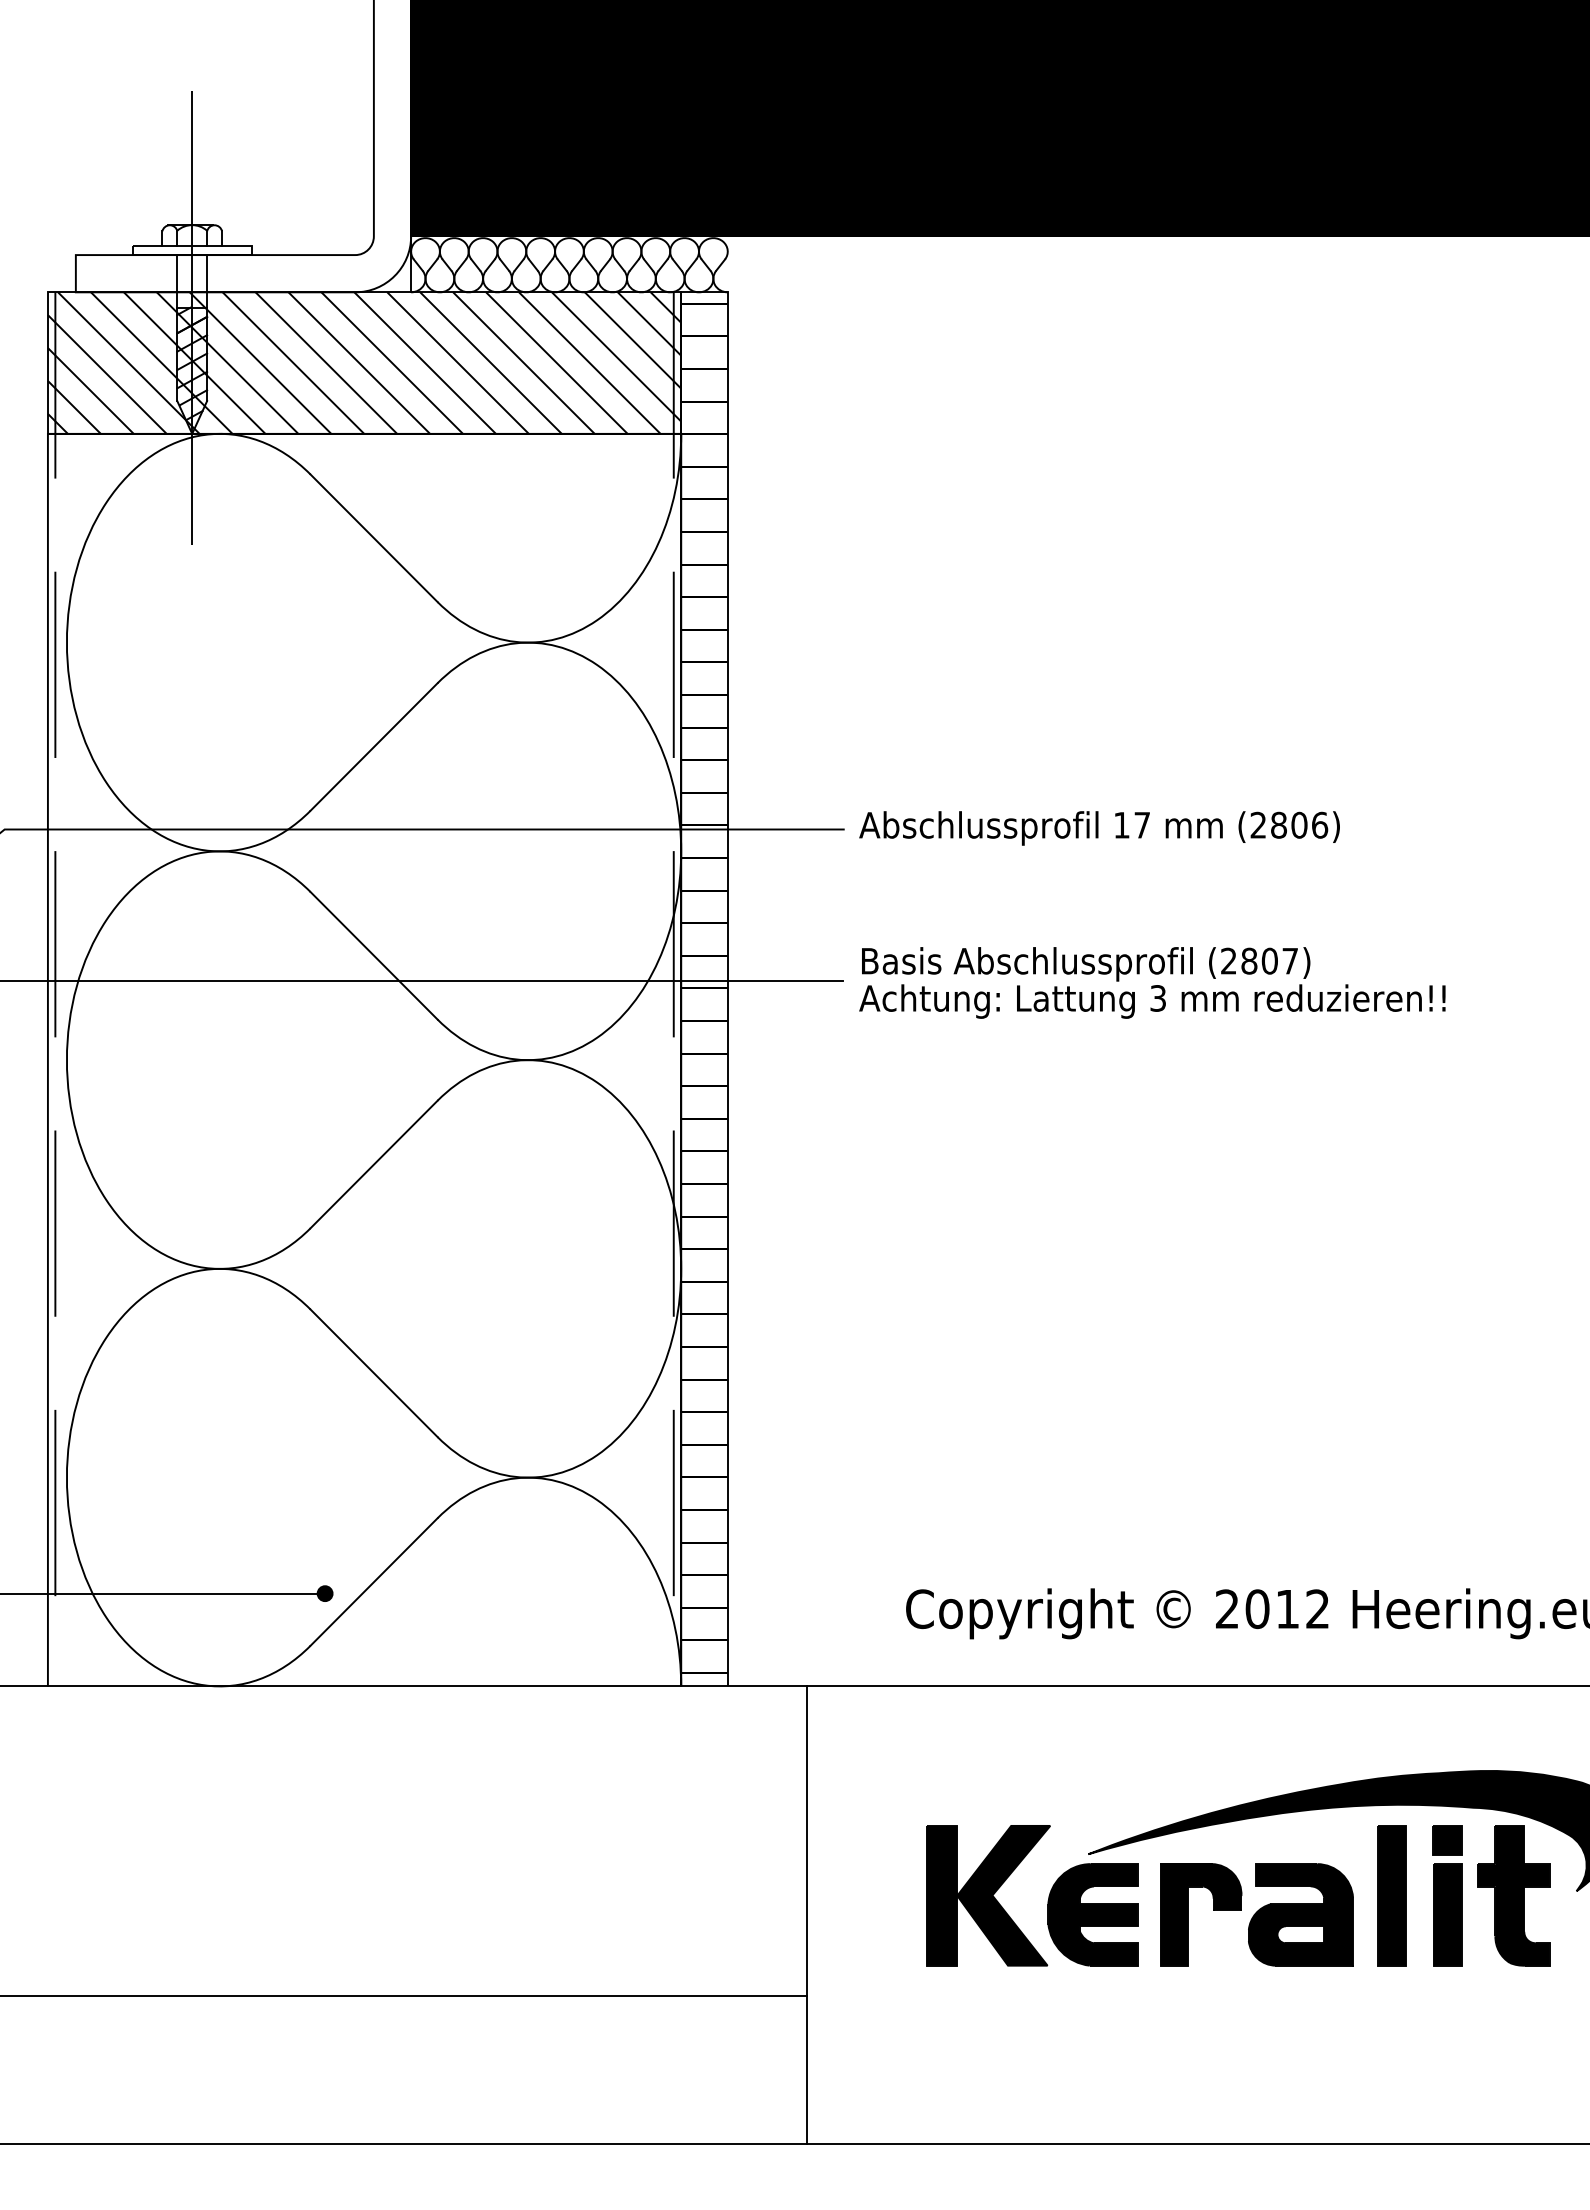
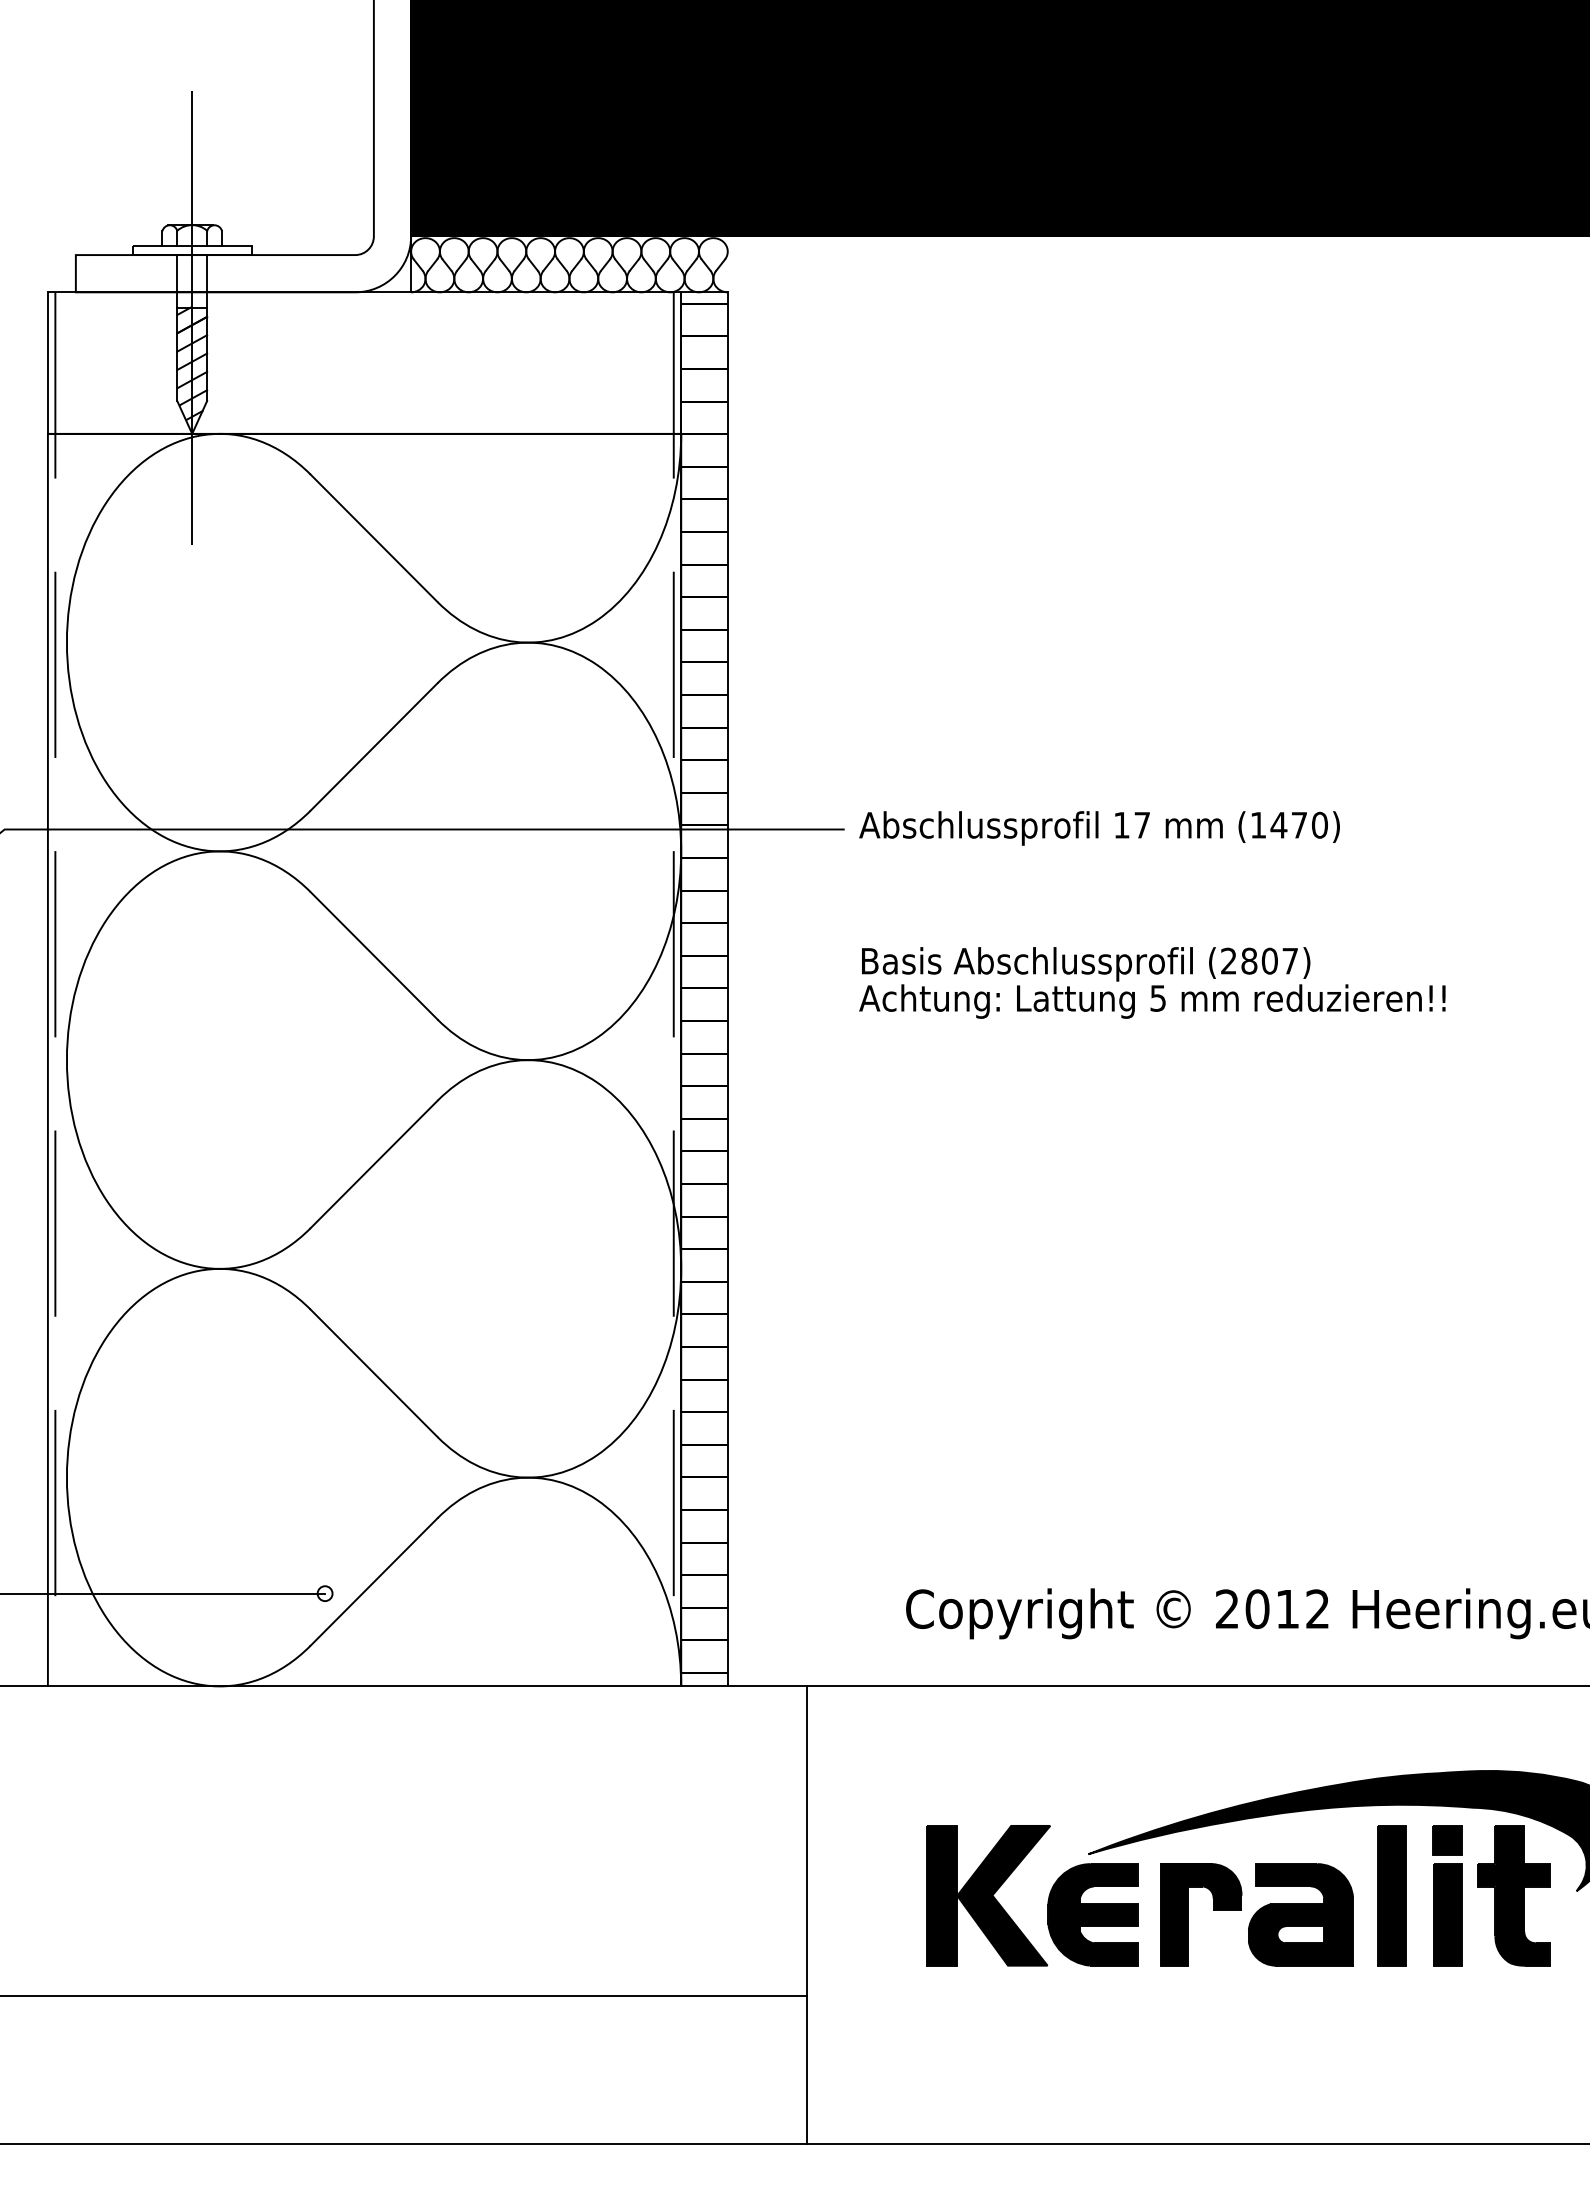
hatch: present -> none (364, 362)
text: (2806) -> (1470) (1289, 824)
line: present -> none (422, 981)
text: 3 -> 5 (1158, 998)
fill: present -> none (324, 1593)
